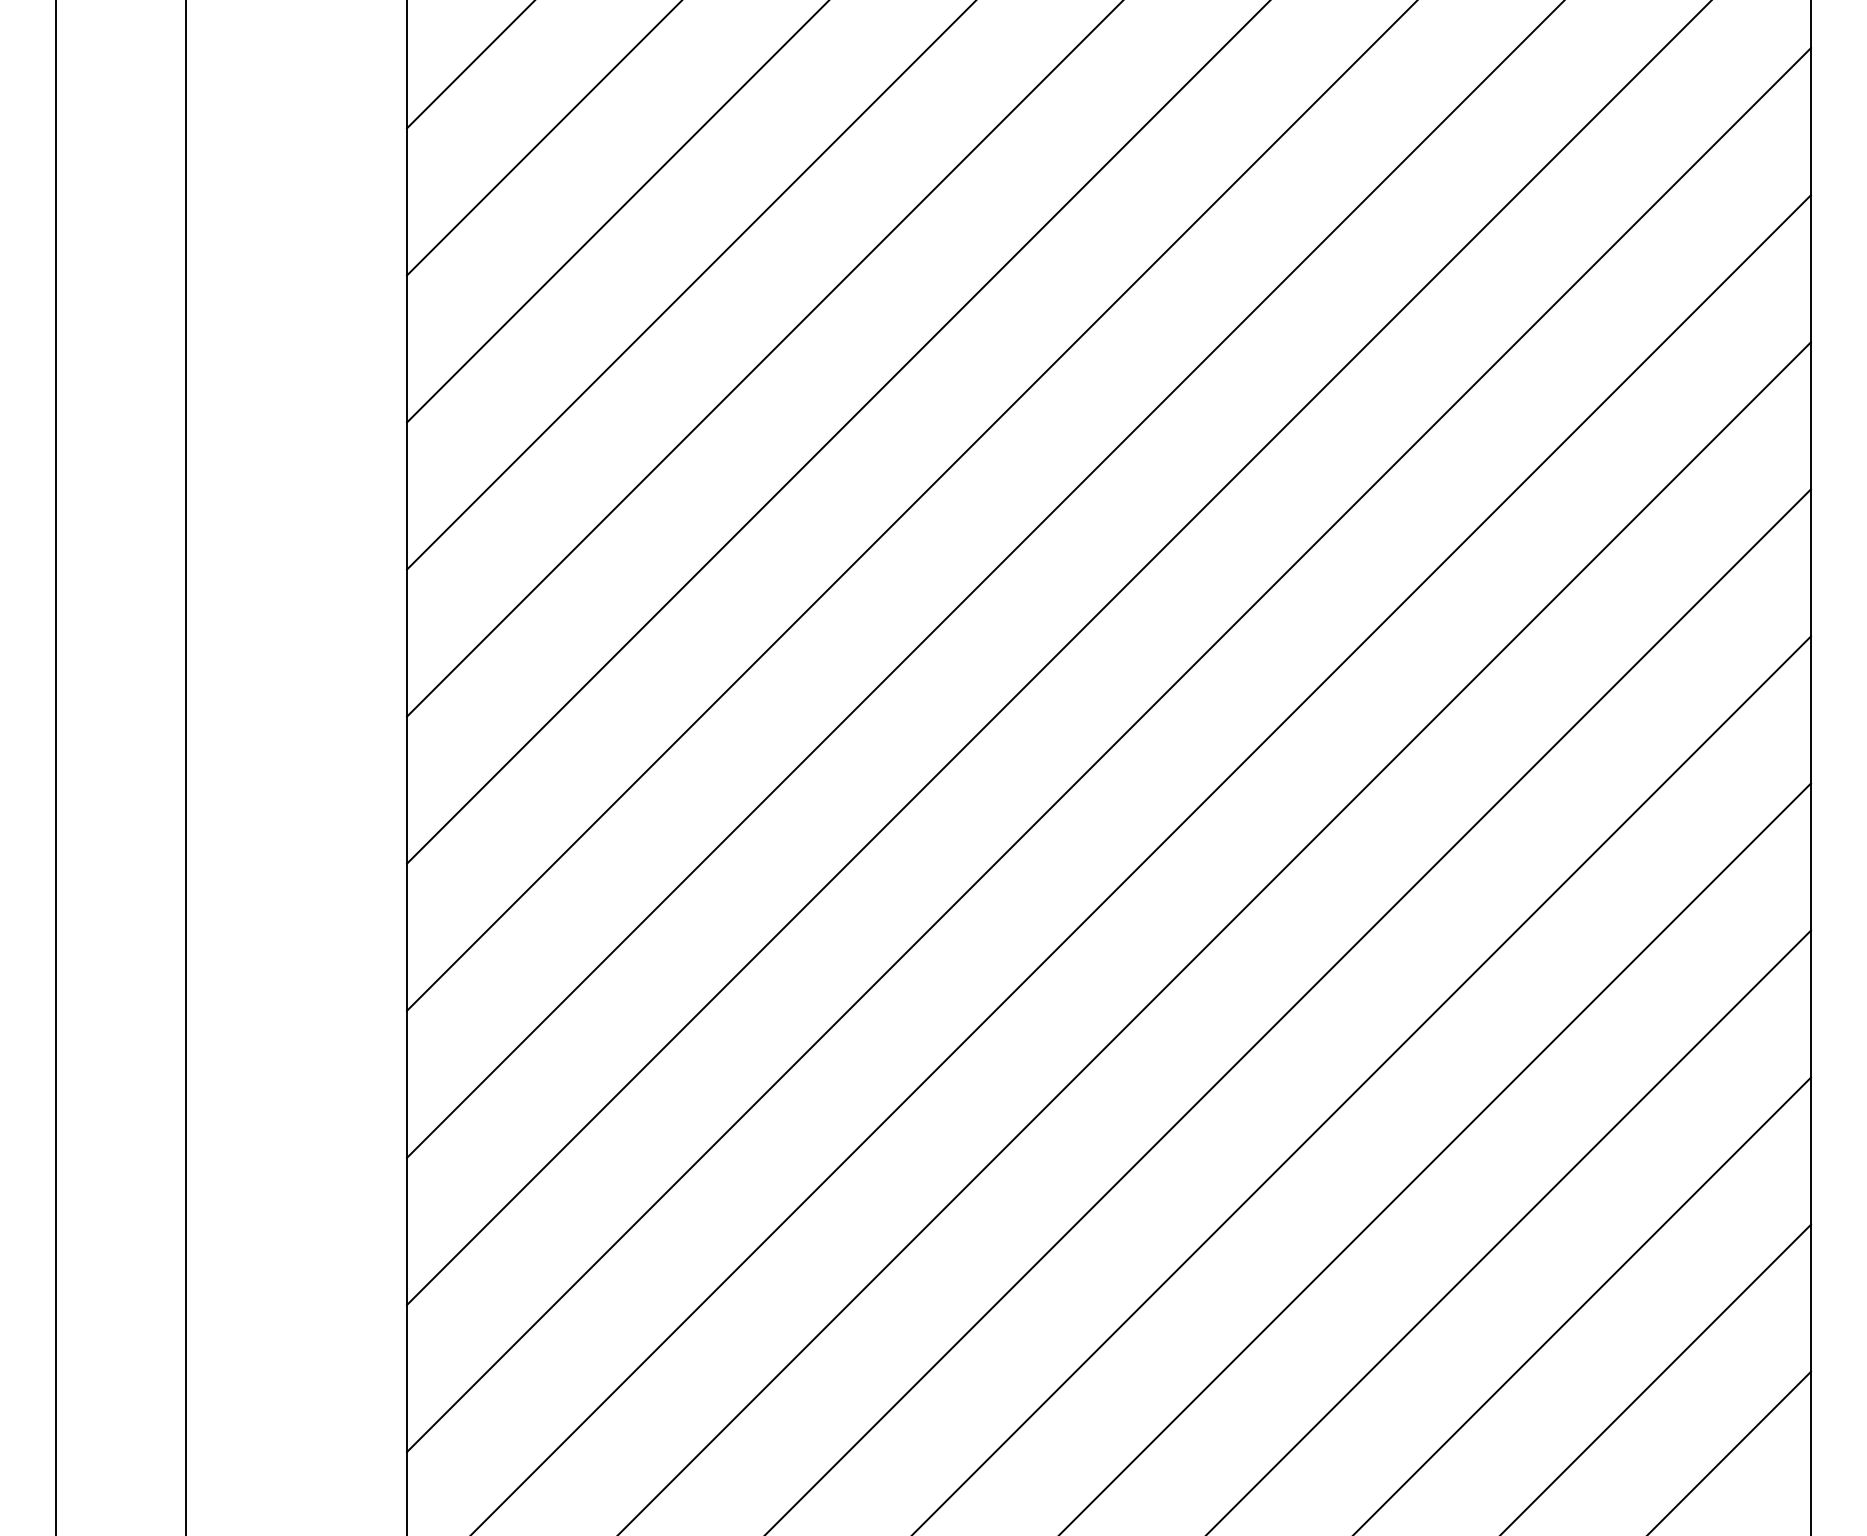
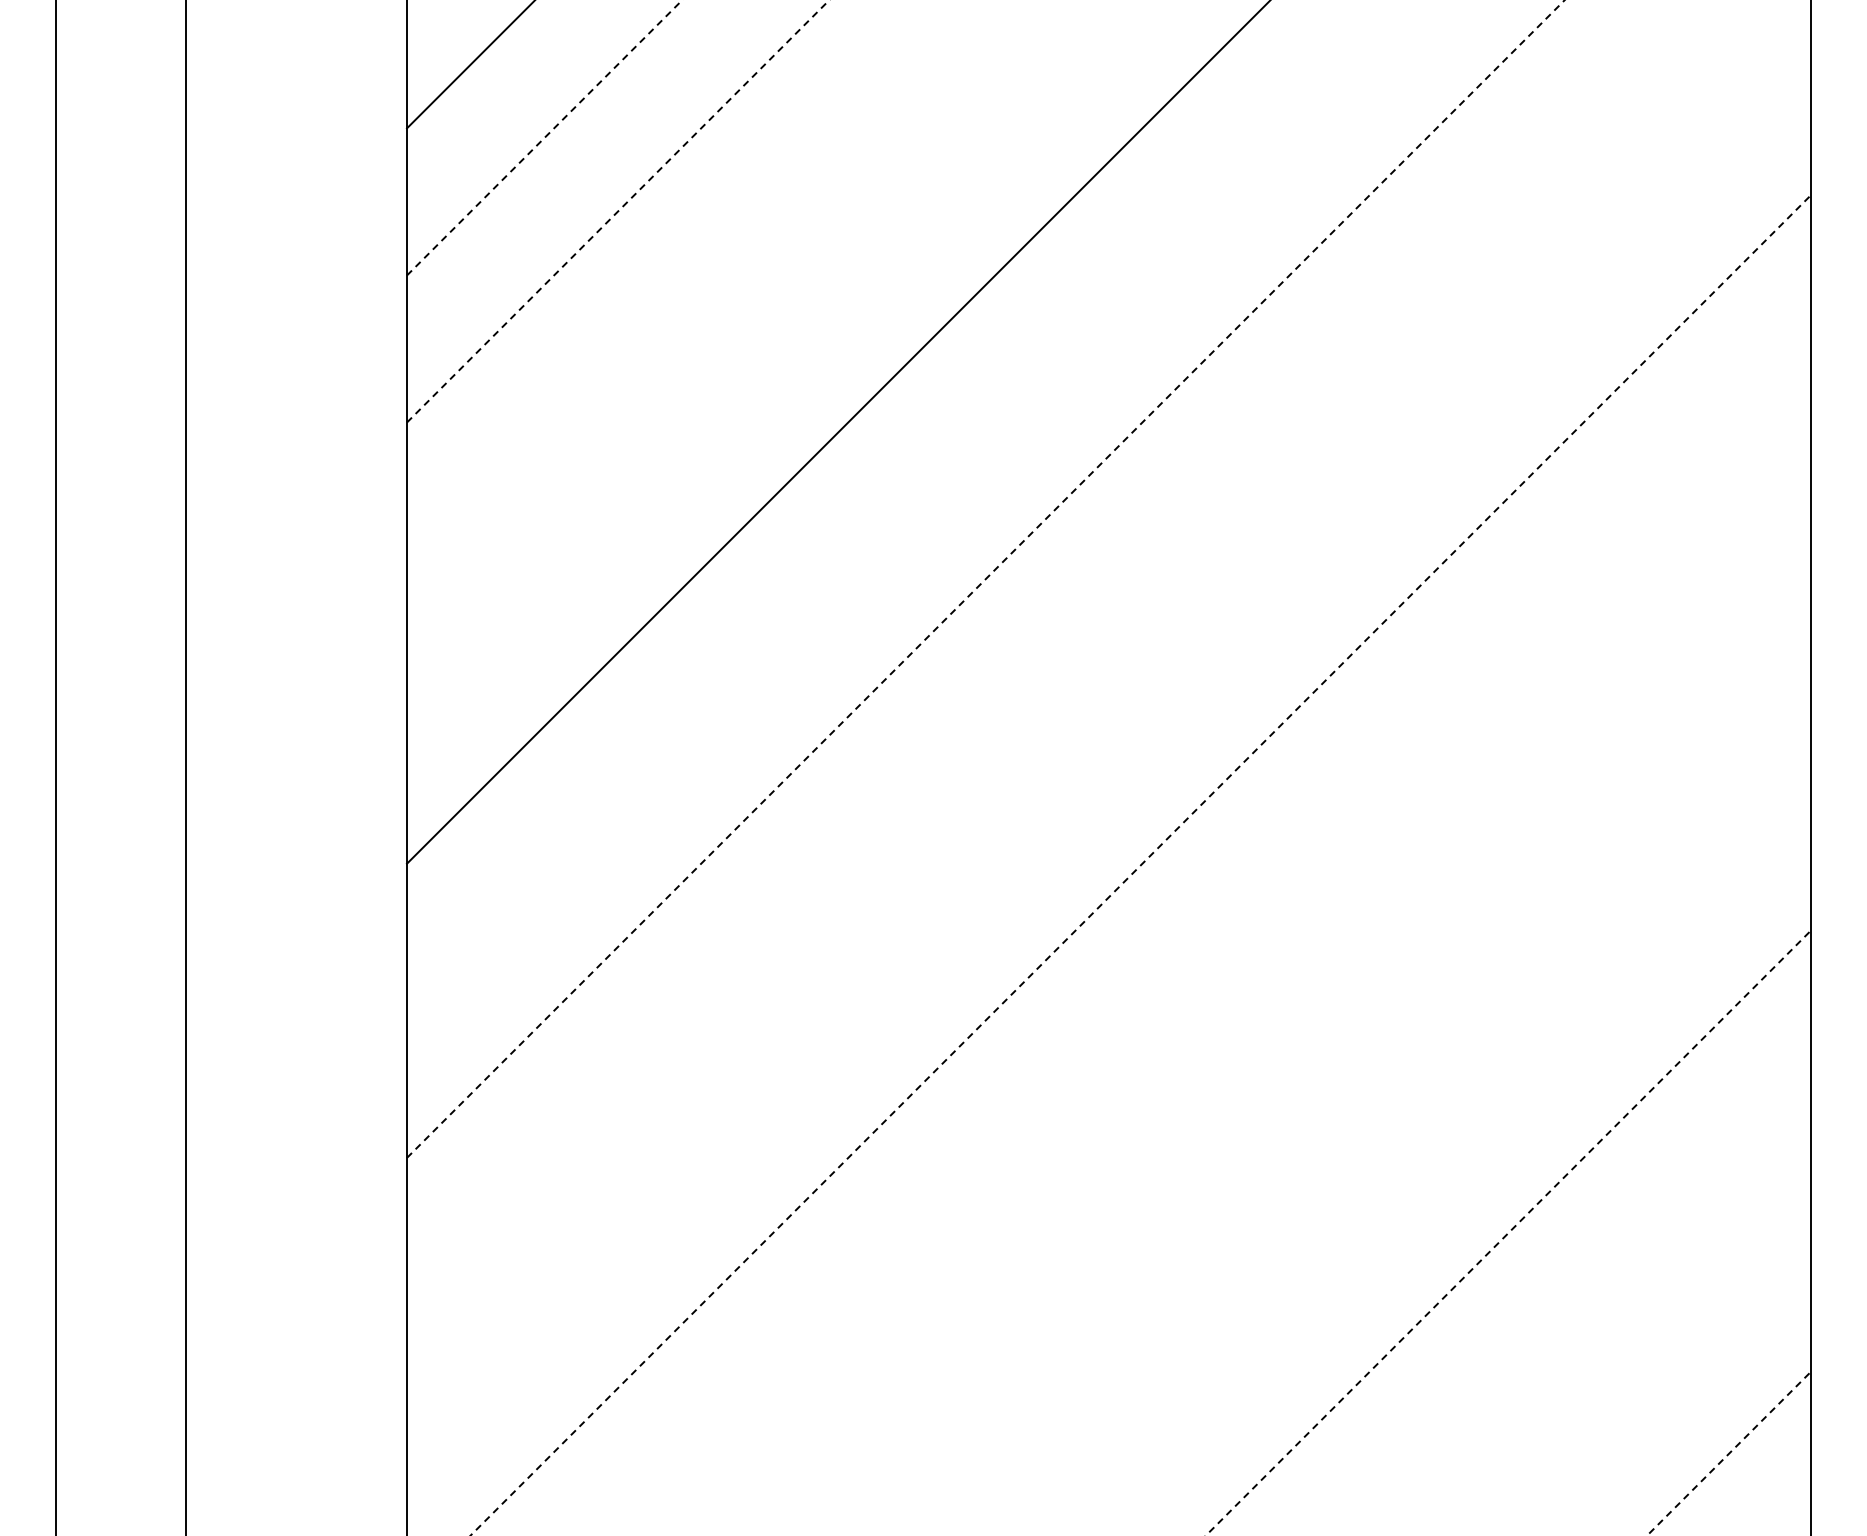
line: solid -> dashed (544, 137)
line: solid -> dashed (618, 211)
line: present -> none (690, 285)
line: present -> none (764, 359)
line: present -> none (911, 506)
line: solid -> dashed (985, 578)
line: present -> none (1058, 653)
line: present -> none (1108, 750)
line: solid -> dashed (1140, 865)
line: present -> none (1215, 937)
line: present -> none (1288, 1010)
line: present -> none (1362, 1084)
line: present -> none (1435, 1157)
line: solid -> dashed (1508, 1233)
line: present -> none (1583, 1304)
line: present -> none (1656, 1378)
line: solid -> dashed (1728, 1453)
